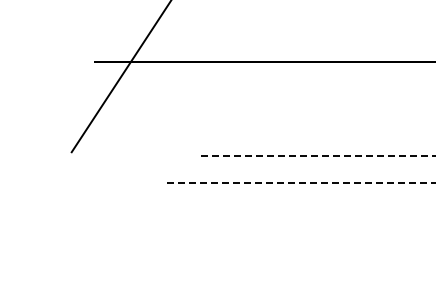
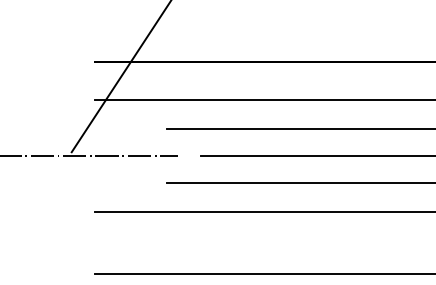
line: none -> present (263, 99)
line: none -> present (299, 128)
line: none -> present (89, 155)
line: dashed -> solid (318, 155)
line: dashed -> solid (301, 182)
line: none -> present (263, 211)
line: none -> present (263, 273)
